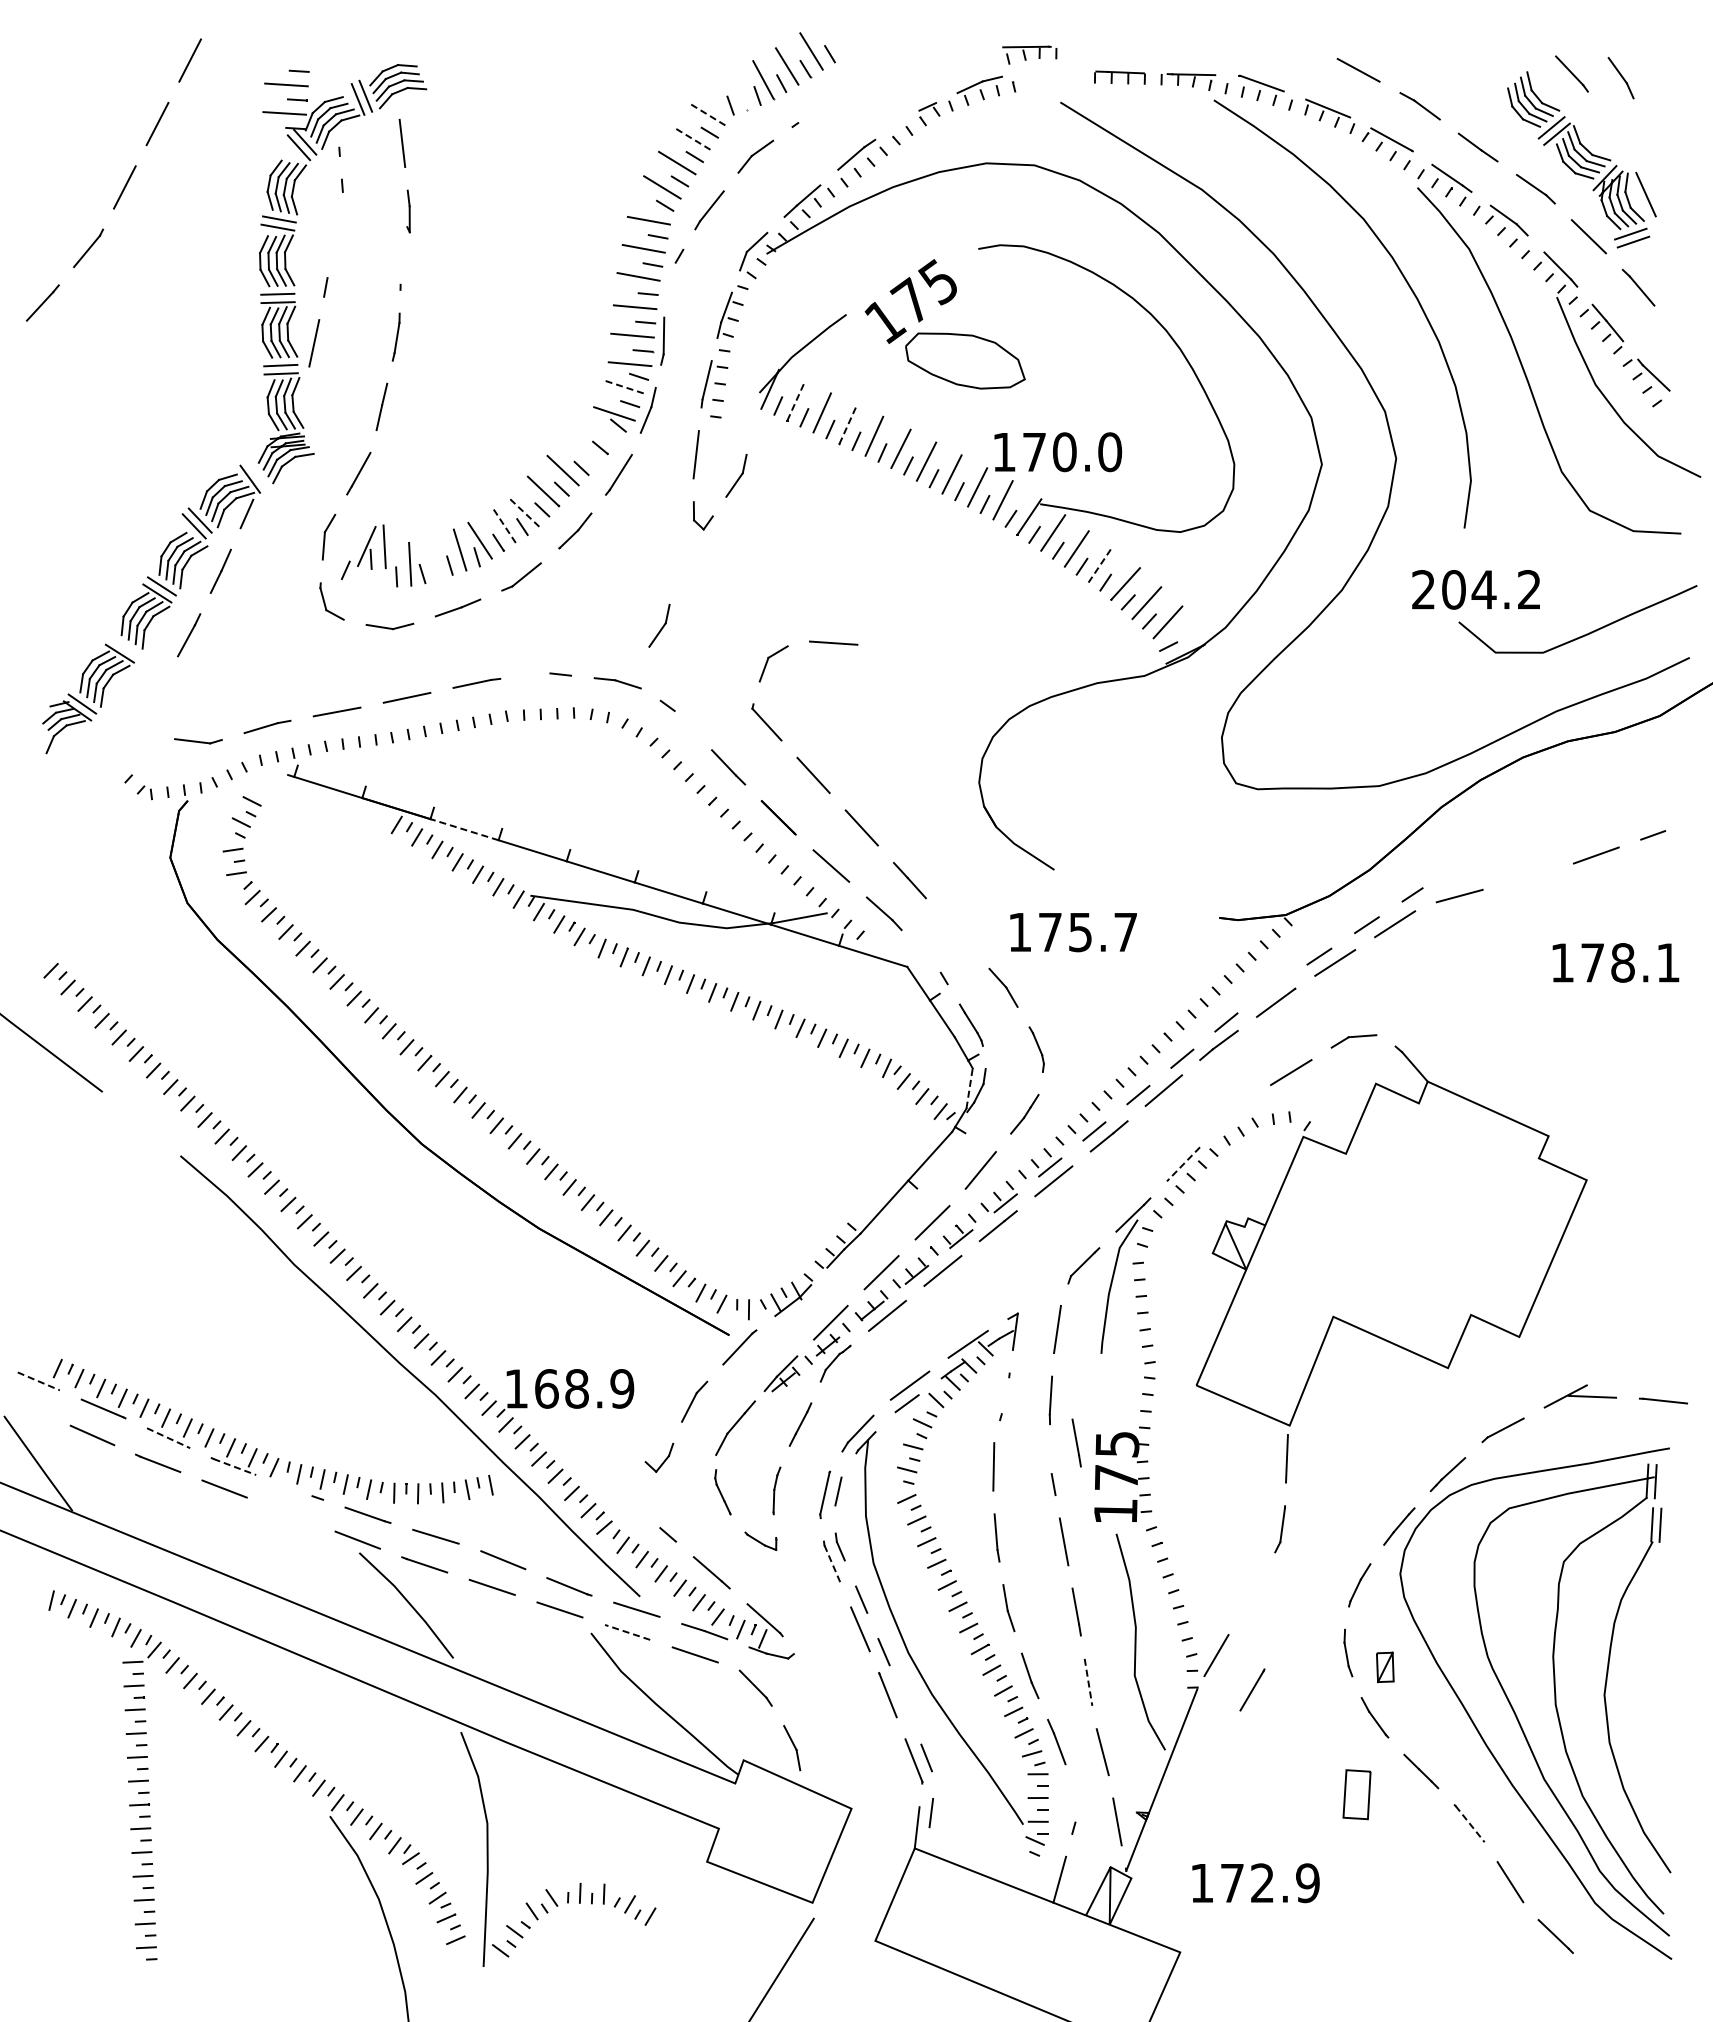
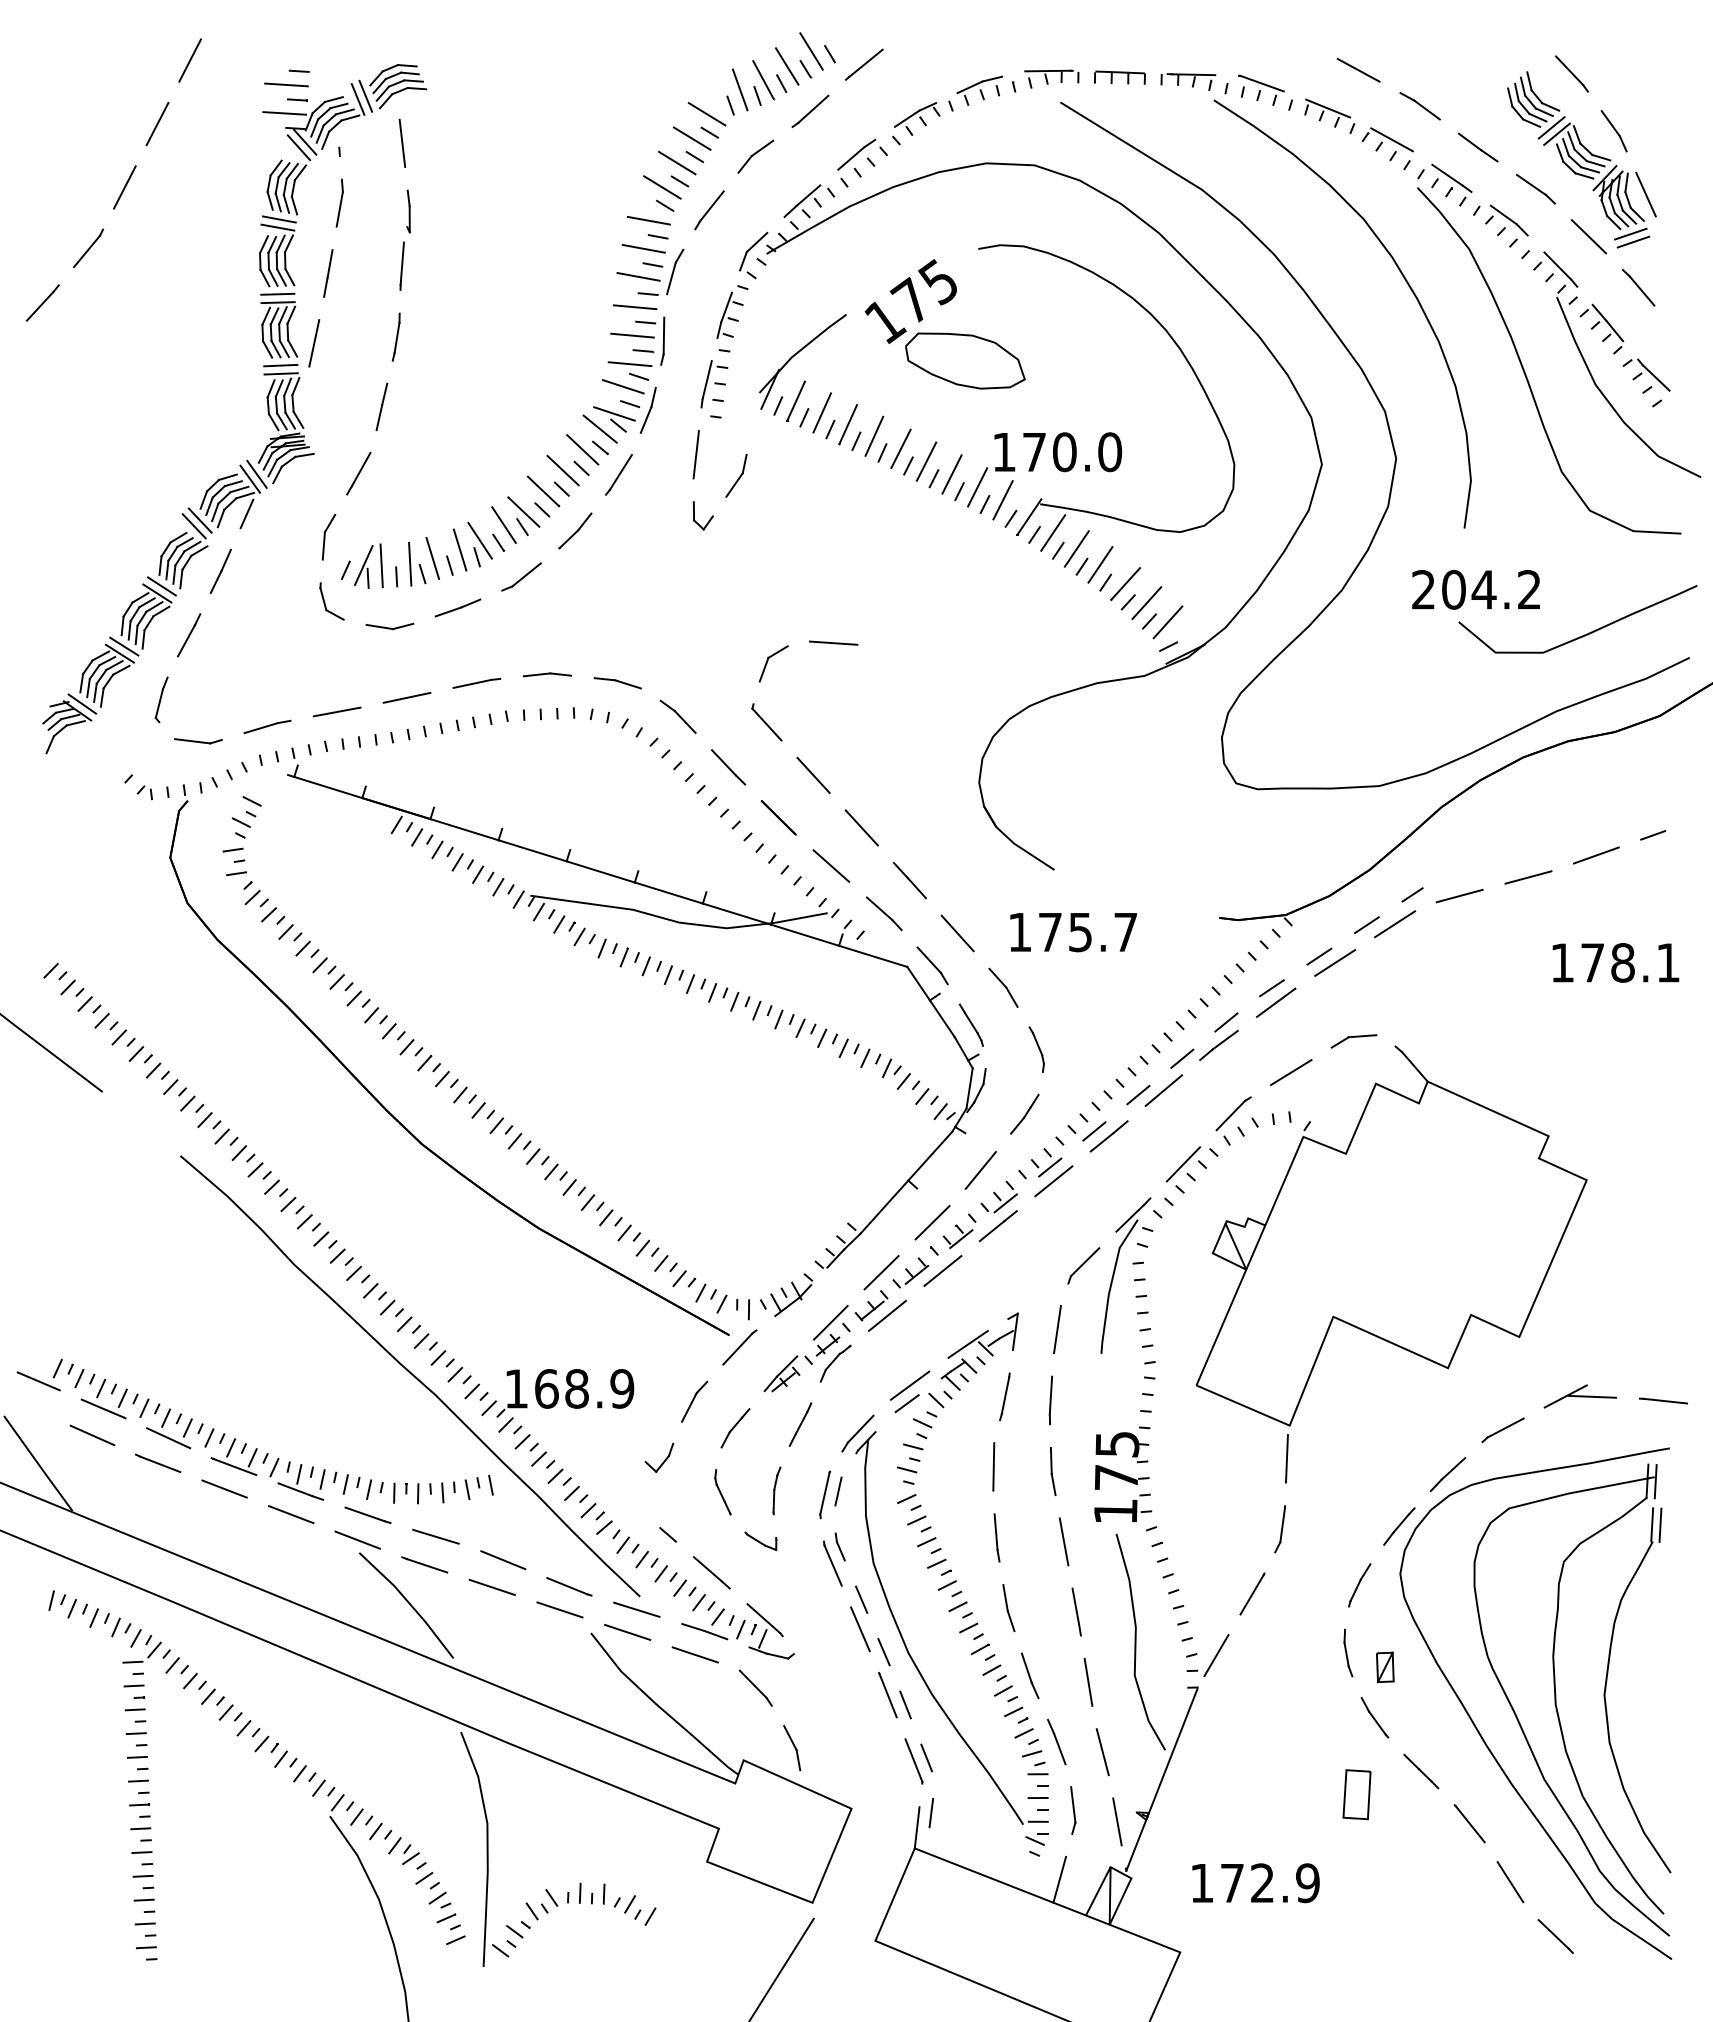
part position: (1029, 54) -> (1051, 78) (1051, 78)
line: none -> present (863, 64)
part position: (1620, 78) -> (1613, 131) (1613, 131)
line: none -> present (739, 89)
line: none -> present (813, 109)
line: dashed -> solid (706, 113)
line: none -> present (906, 118)
line: dashed -> solid (691, 138)
line: none -> present (339, 208)
line: none -> present (401, 263)
line: none -> present (329, 264)
line: none -> present (671, 278)
line: dashed -> solid (622, 386)
line: dashed -> solid (796, 400)
line: dashed -> solid (848, 424)
line: none -> present (599, 428)
line: none -> present (582, 449)
line: none -> present (256, 473)
line: dashed -> solid (523, 511)
line: dashed -> solid (503, 524)
part position: (371, 546) -> (368, 565) (368, 565)
line: none -> present (432, 557)
line: dashed -> solid (1100, 564)
part: present -> none (659, 625)
line: none -> present (124, 646)
line: none -> present (536, 674)
part: none -> present (161, 699)
line: none -> present (684, 721)
line: dashed -> solid (464, 829)
line: none -> present (1528, 877)
line: none -> present (957, 933)
line: none -> present (928, 959)
line: none -> present (1271, 988)
line: dashed -> solid (969, 1087)
line: none -> present (1233, 1113)
line: dashed -> solid (1183, 1164)
line: dashed -> solid (38, 1381)
line: none -> present (1005, 1395)
part size: 42x56 px -> 31x41 px (735, 1428)
line: dashed -> solid (168, 1438)
line: present -> none (1076, 1442)
line: none -> present (1050, 1460)
line: dashed -> solid (234, 1467)
line: none -> present (295, 1489)
line: none -> present (291, 1514)
line: dashed -> solid (833, 1565)
line: dashed -> solid (627, 1632)
line: dashed -> solid (1088, 1682)
line position: (1252, 1689) -> (1252, 1593) (1252, 1593)
line: none -> present (905, 1704)
line: none -> present (1073, 1804)
line: dashed -> solid (1470, 1824)
